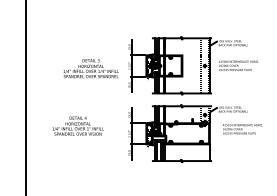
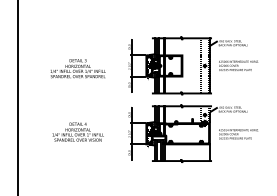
text position: (90, 68) -> (77, 68) (77, 68)
line position: (26, 97) -> (18, 97) (18, 97)
text position: (77, 125) -> (77, 131) (77, 131)
text position: (242, 129) -> (238, 134) (238, 134)
